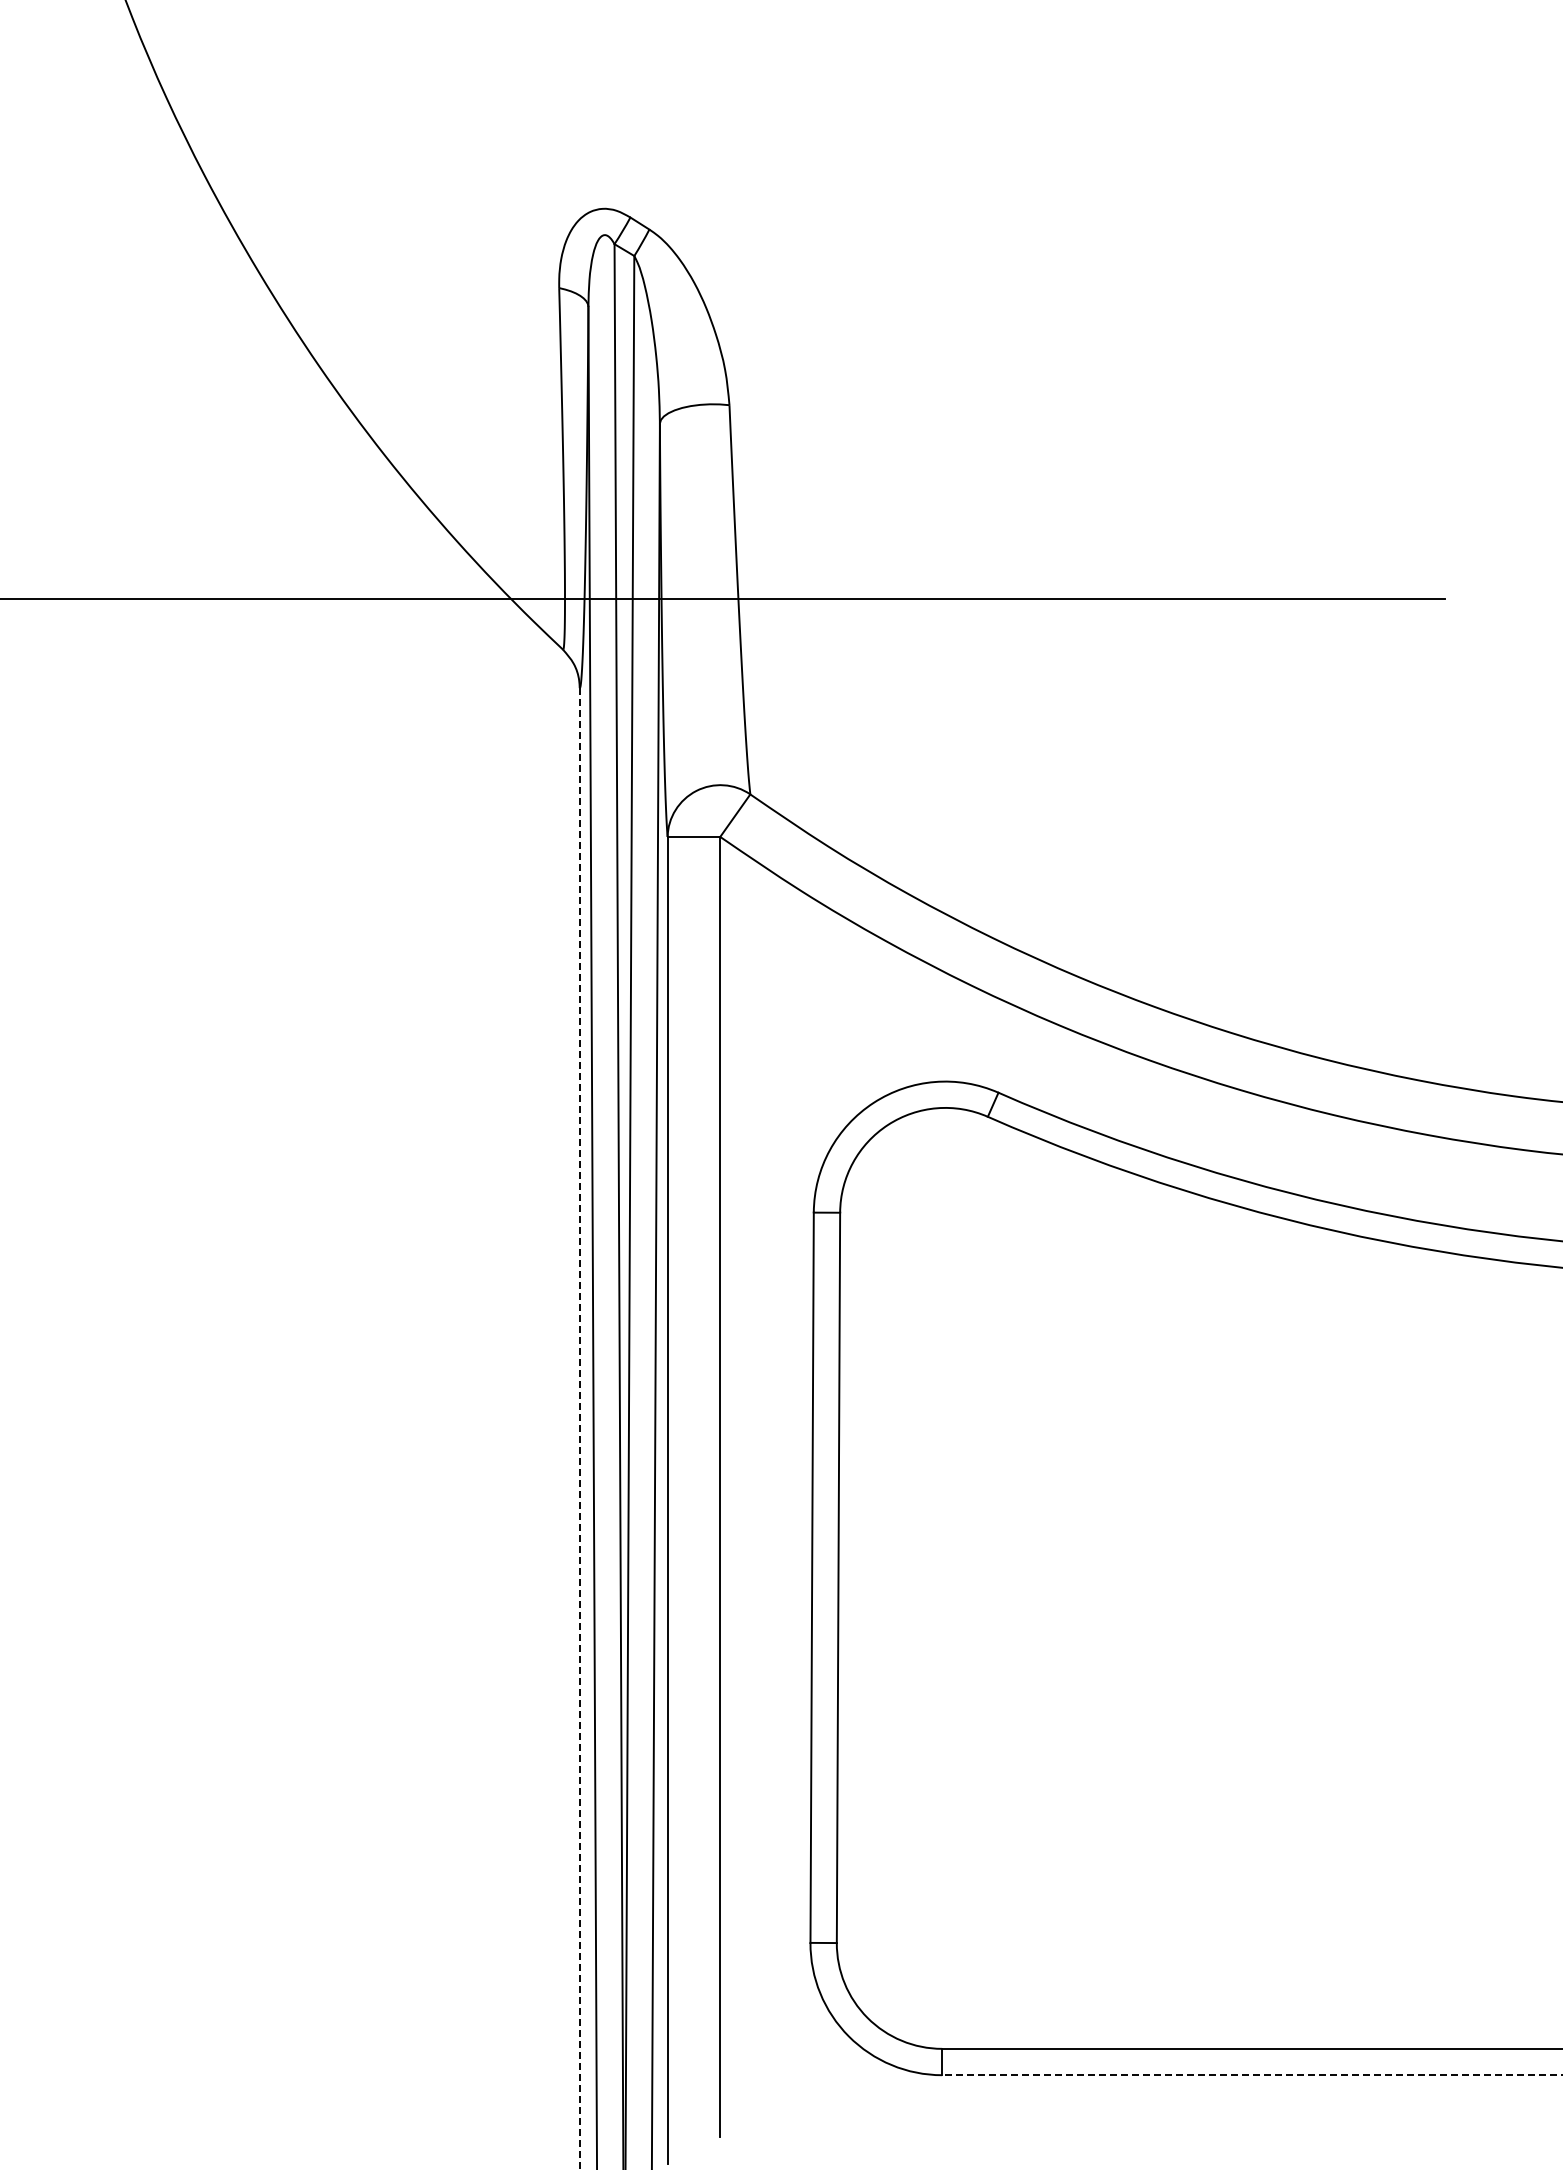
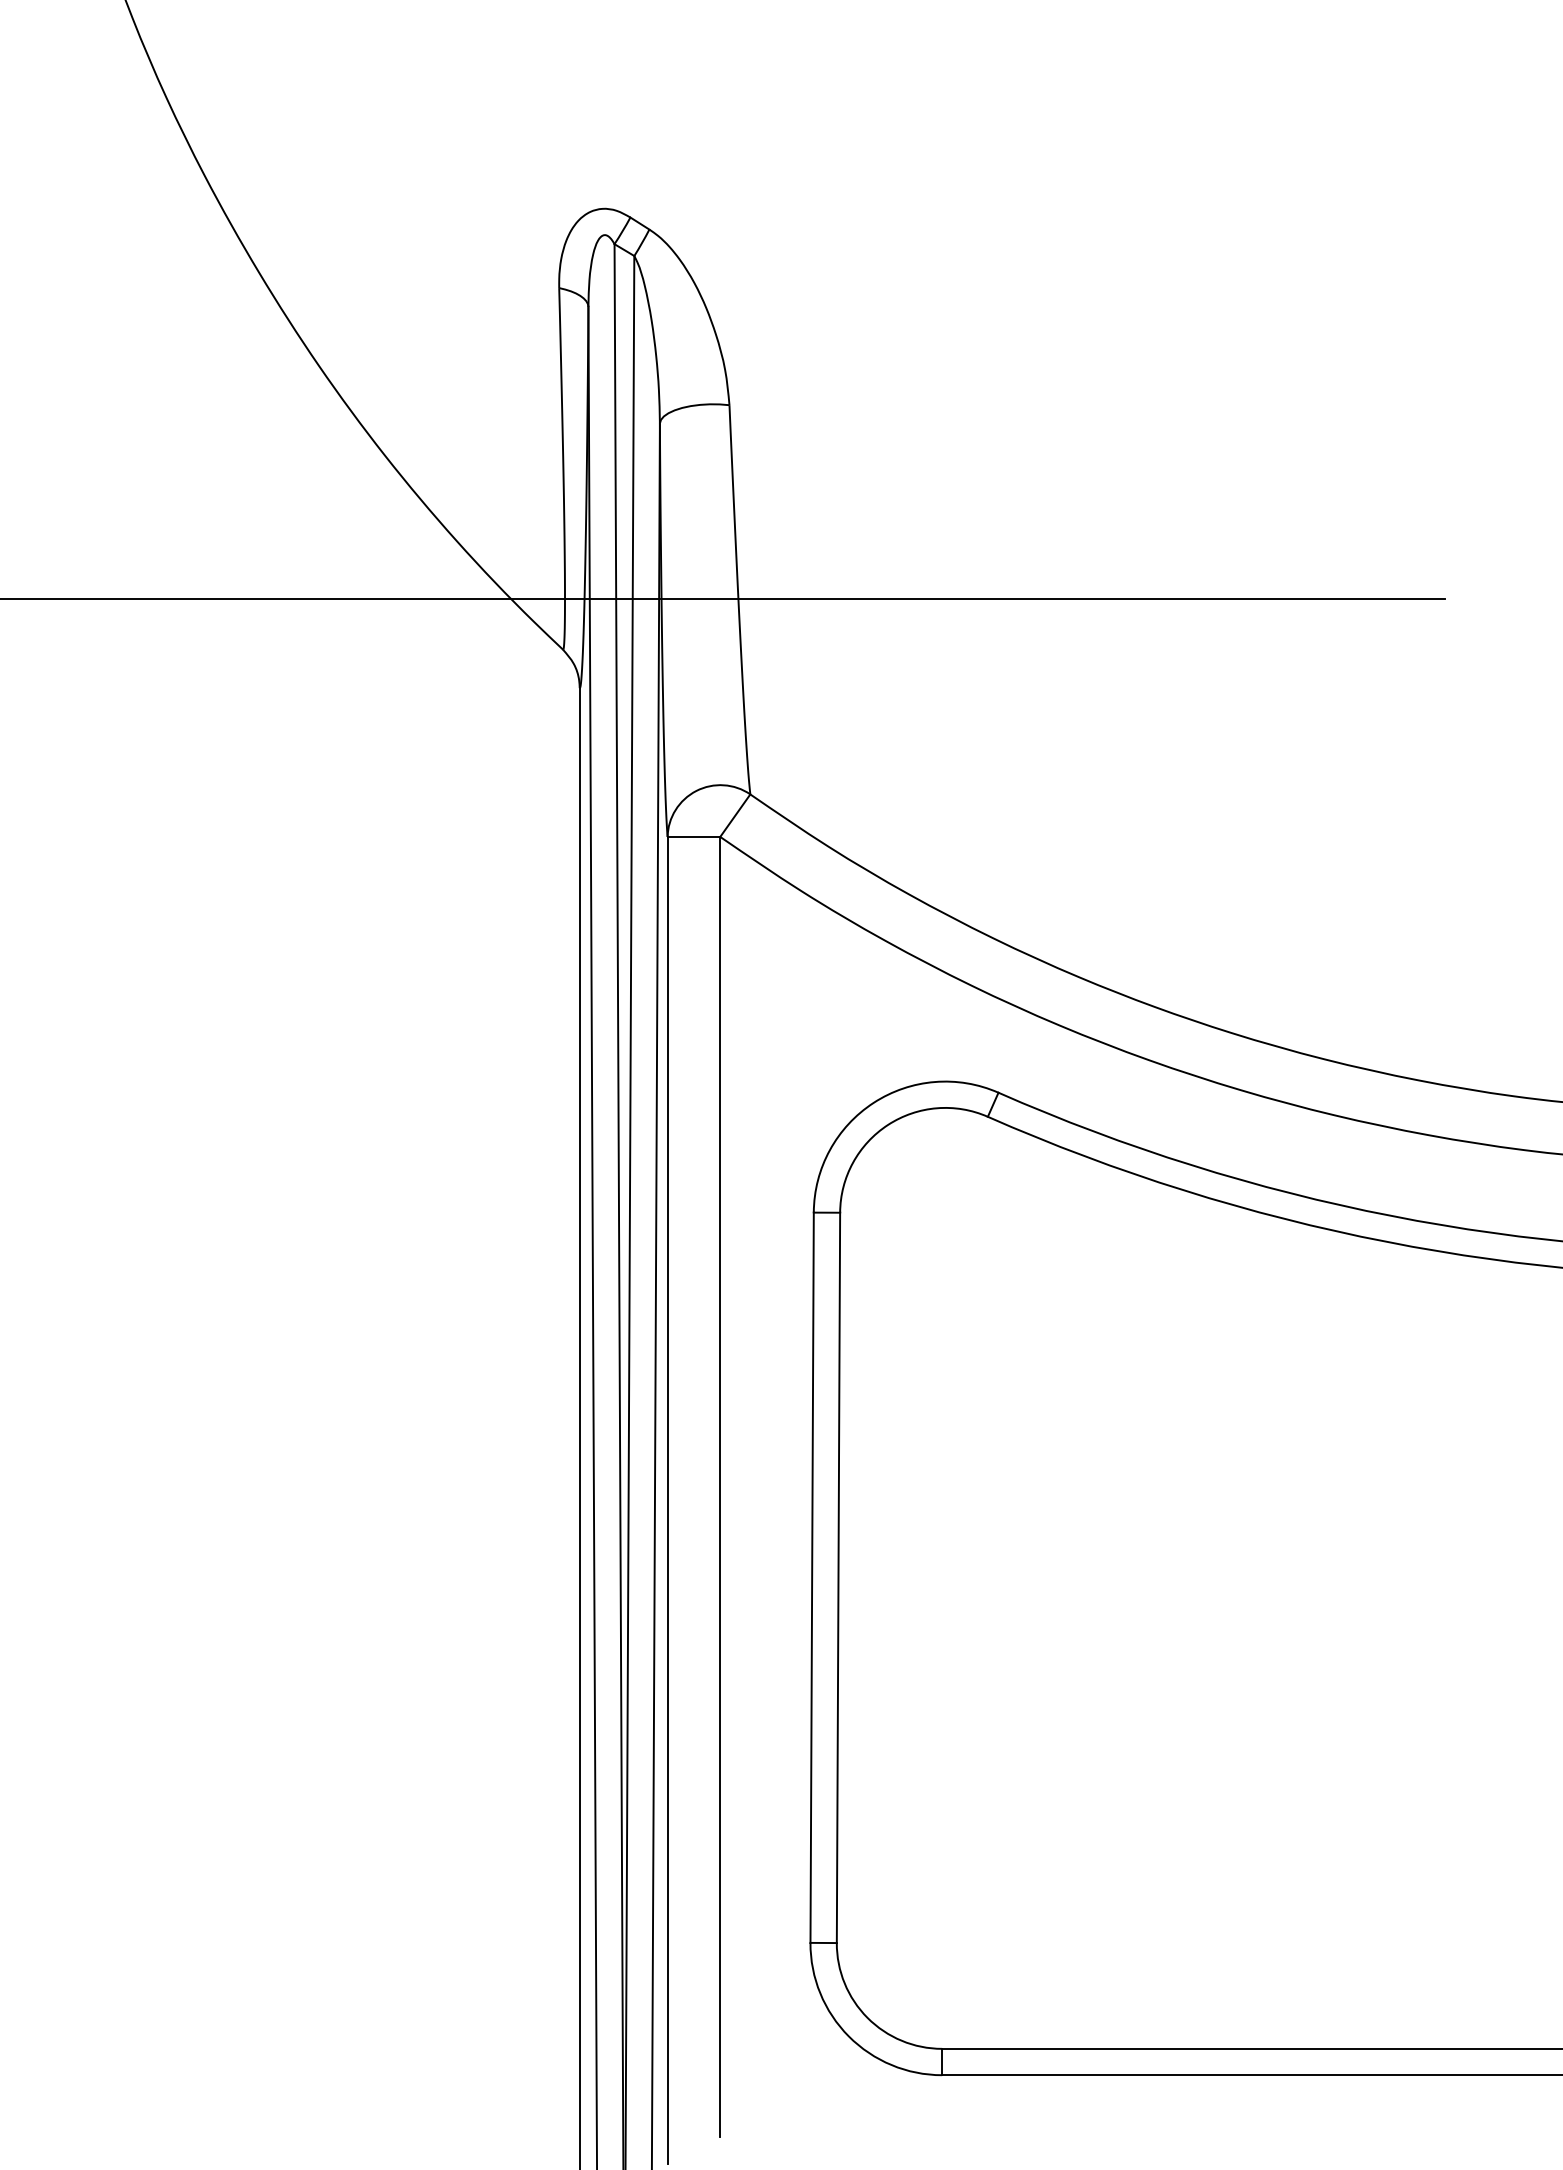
line: dashed -> solid (579, 1428)
line: dashed -> solid (1251, 2075)
